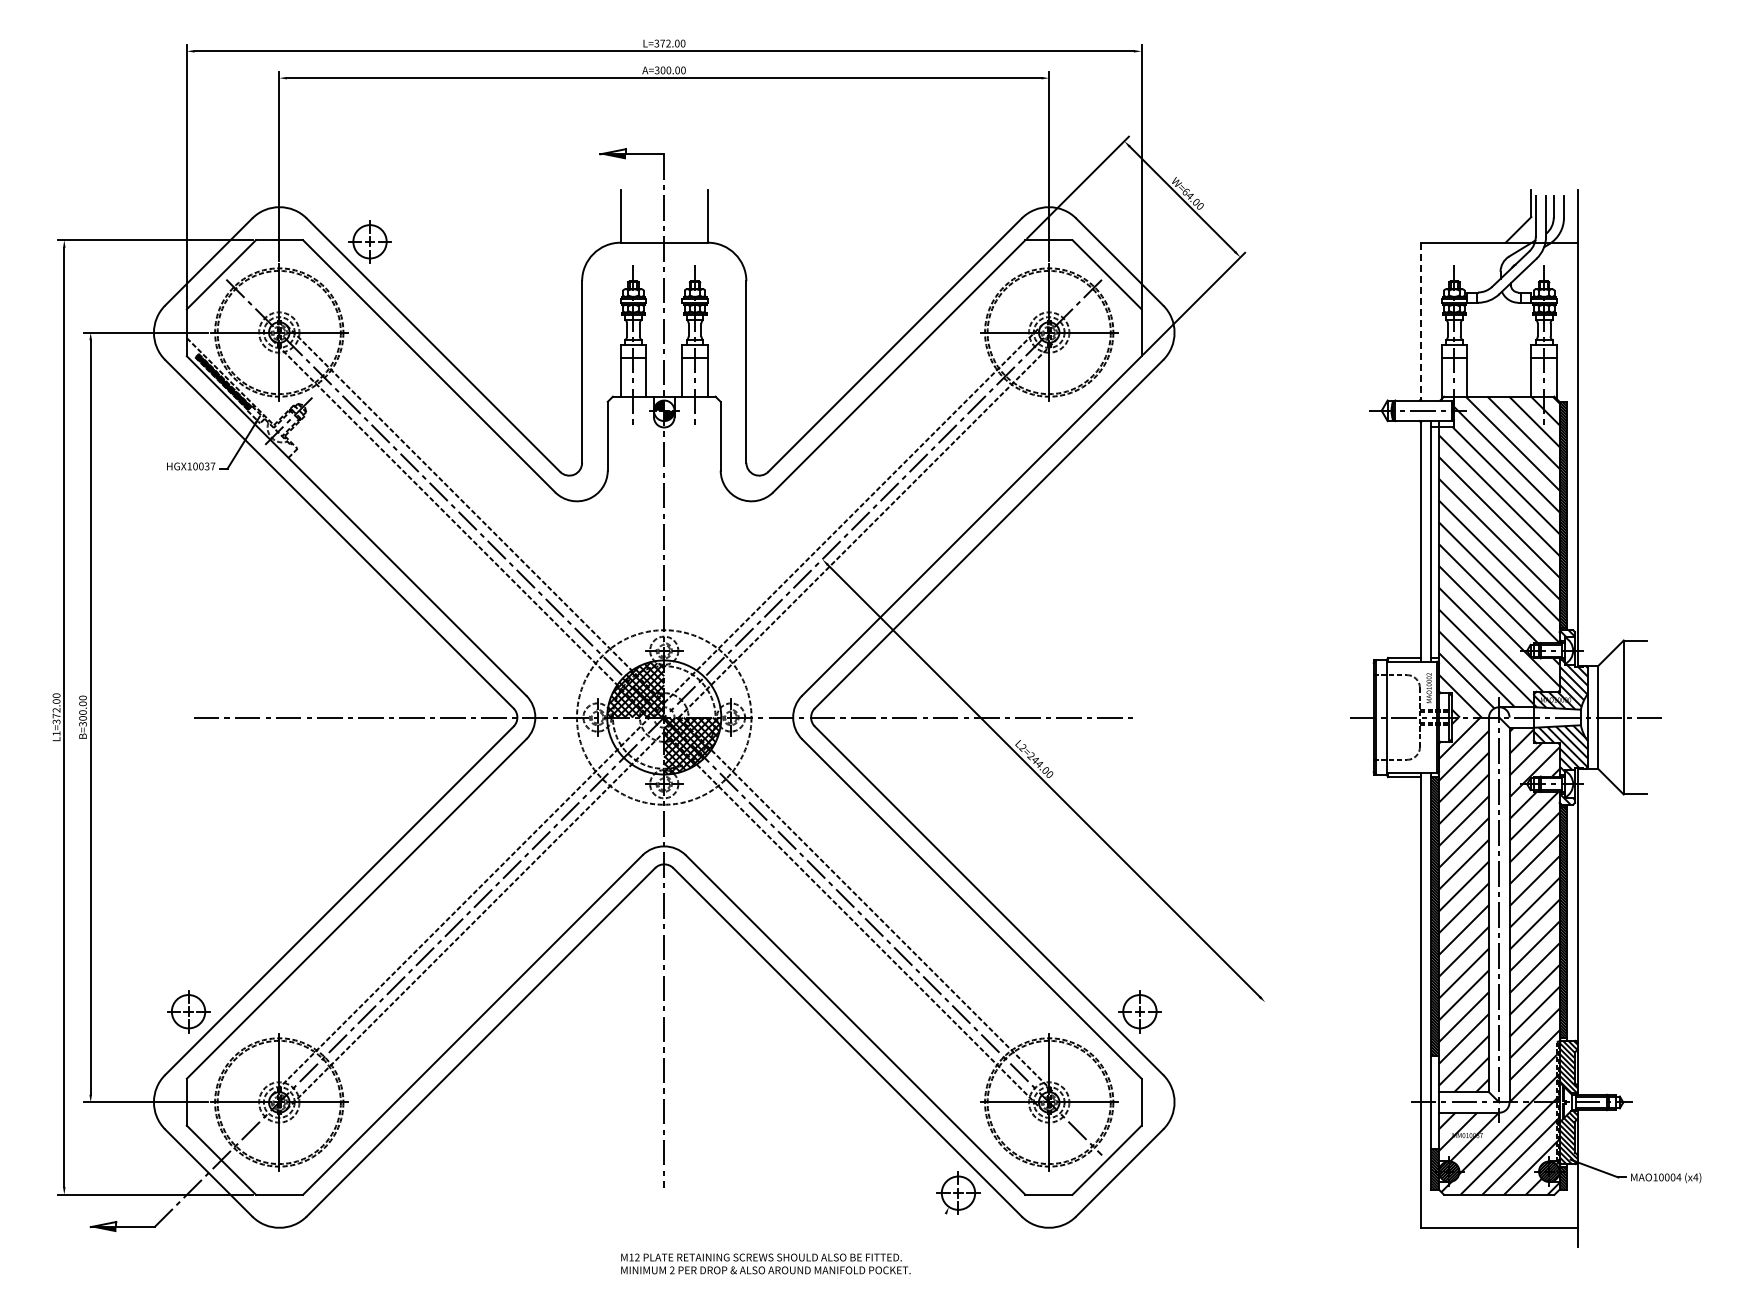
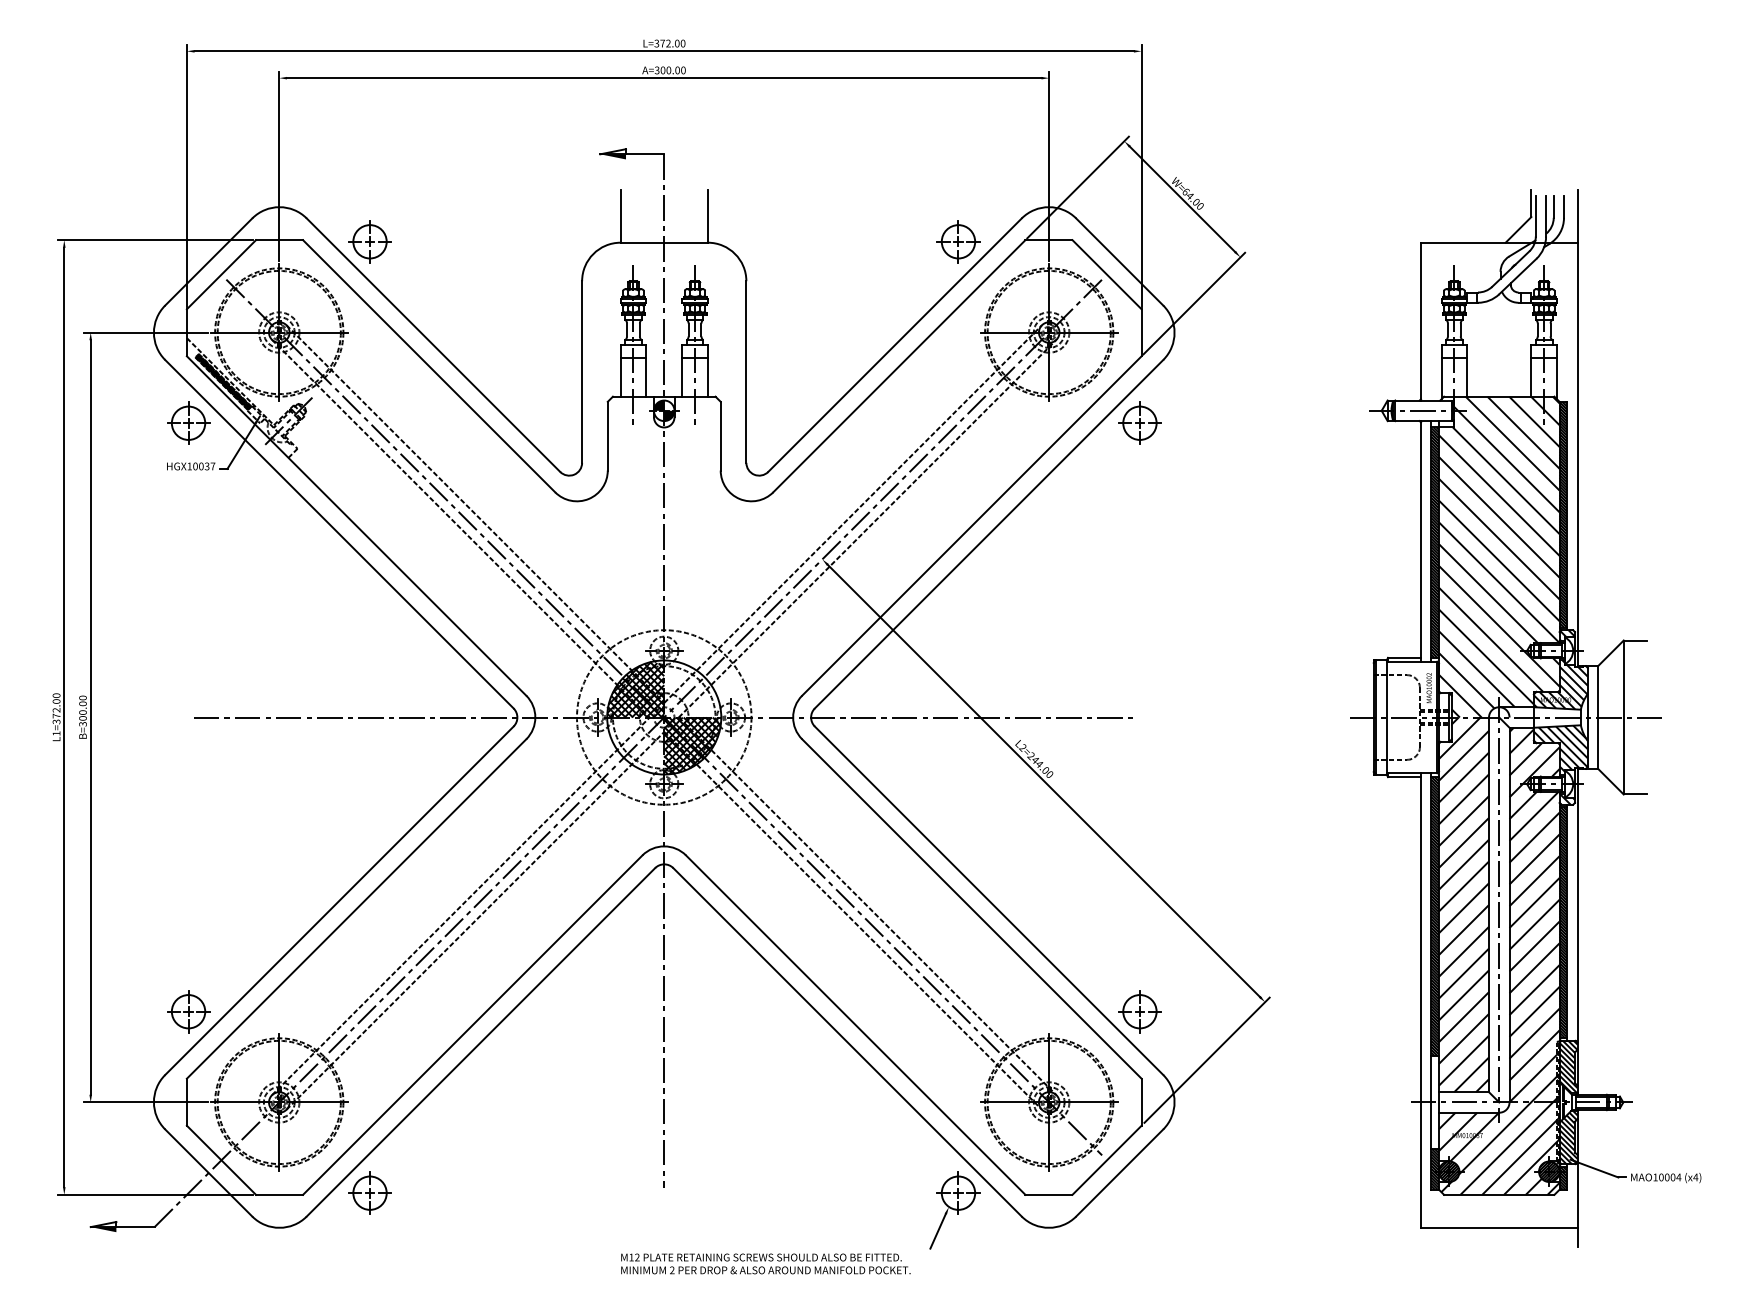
part: none -> present (958, 241)
line: dashed -> solid (1421, 321)
part: none -> present (188, 422)
part: none -> present (1139, 422)
hatch: none -> present (1434, 542)
line: none -> present (1206, 1059)
part: none -> present (369, 1192)
line: none -> present (937, 1231)
